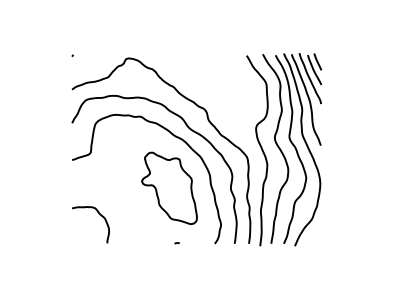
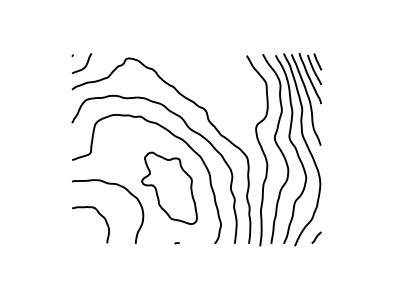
curve: none -> present (85, 64)
curve: none -> present (108, 184)
line: none -> present (316, 237)
